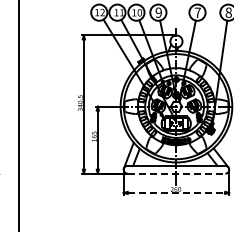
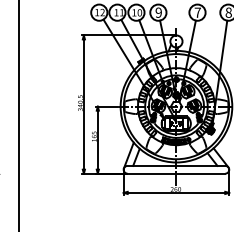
line: dashed -> solid (176, 173)
line: dashed -> solid (176, 192)
